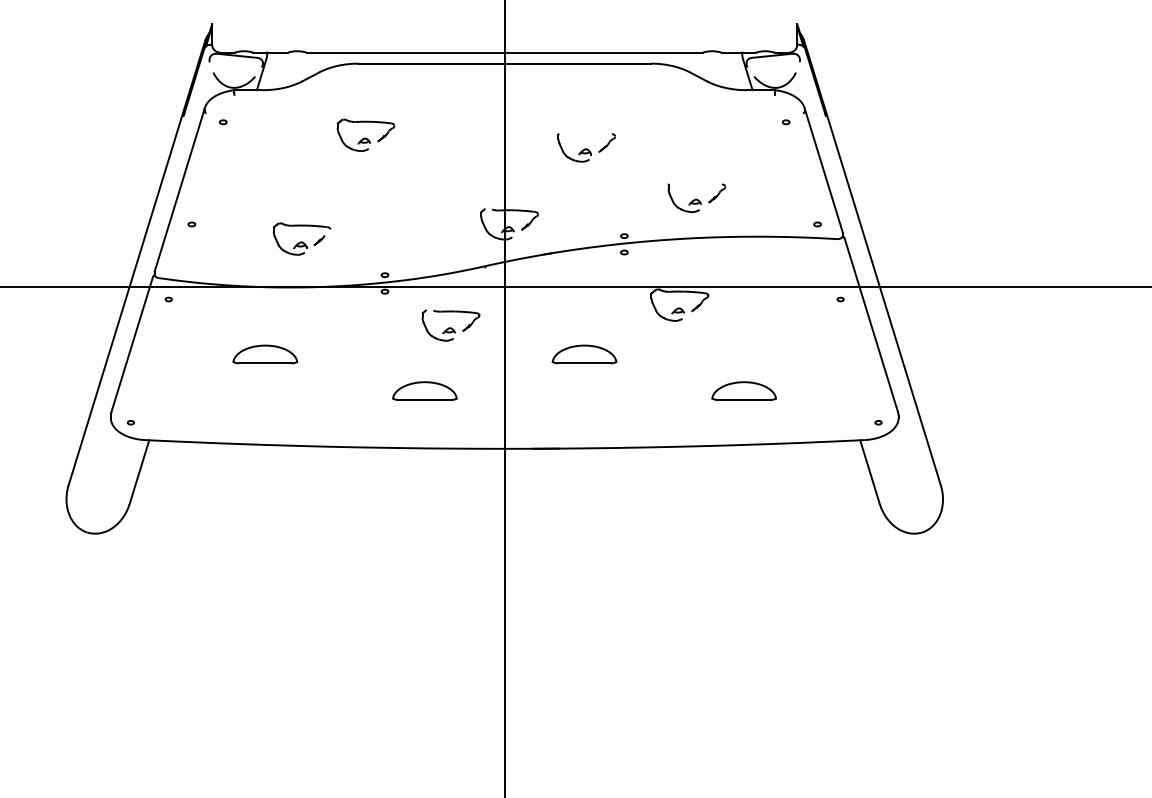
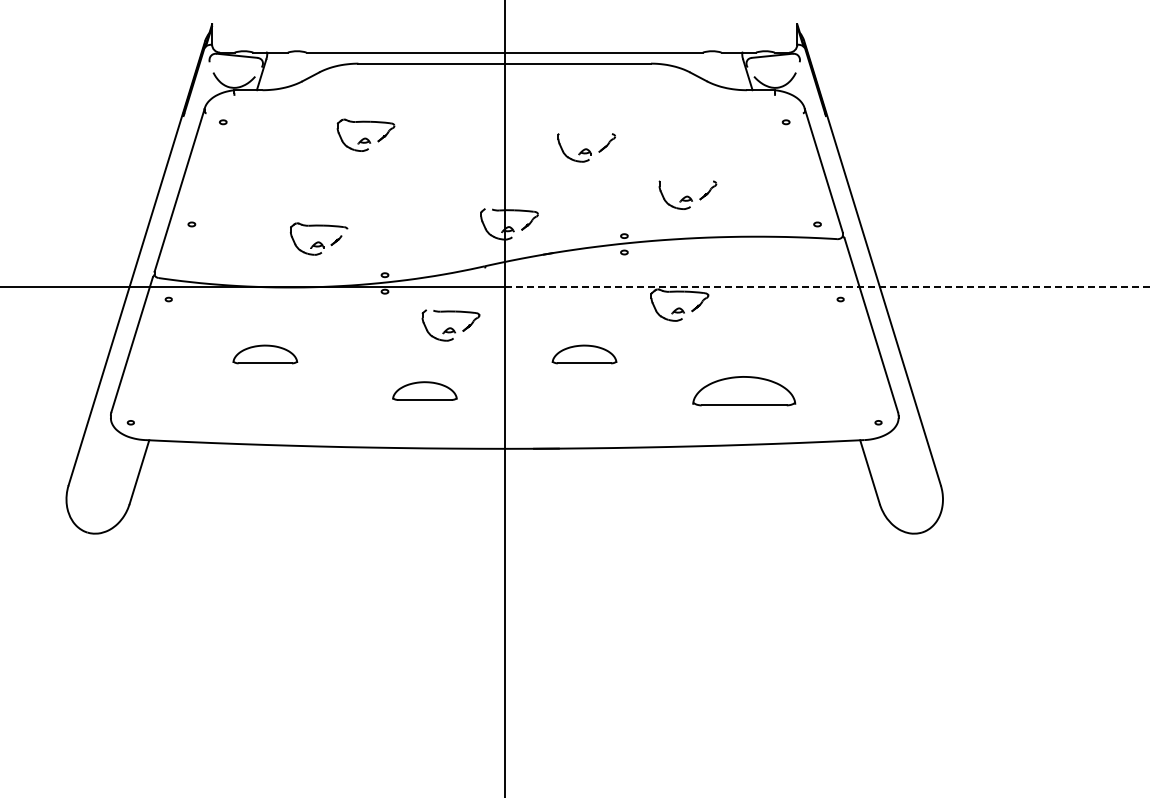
part position: (696, 197) -> (687, 194) (687, 194)
part position: (301, 238) -> (318, 238) (318, 238)
line: solid -> dashed (828, 286)
part size: 66x20 px -> 105x31 px (744, 391)
